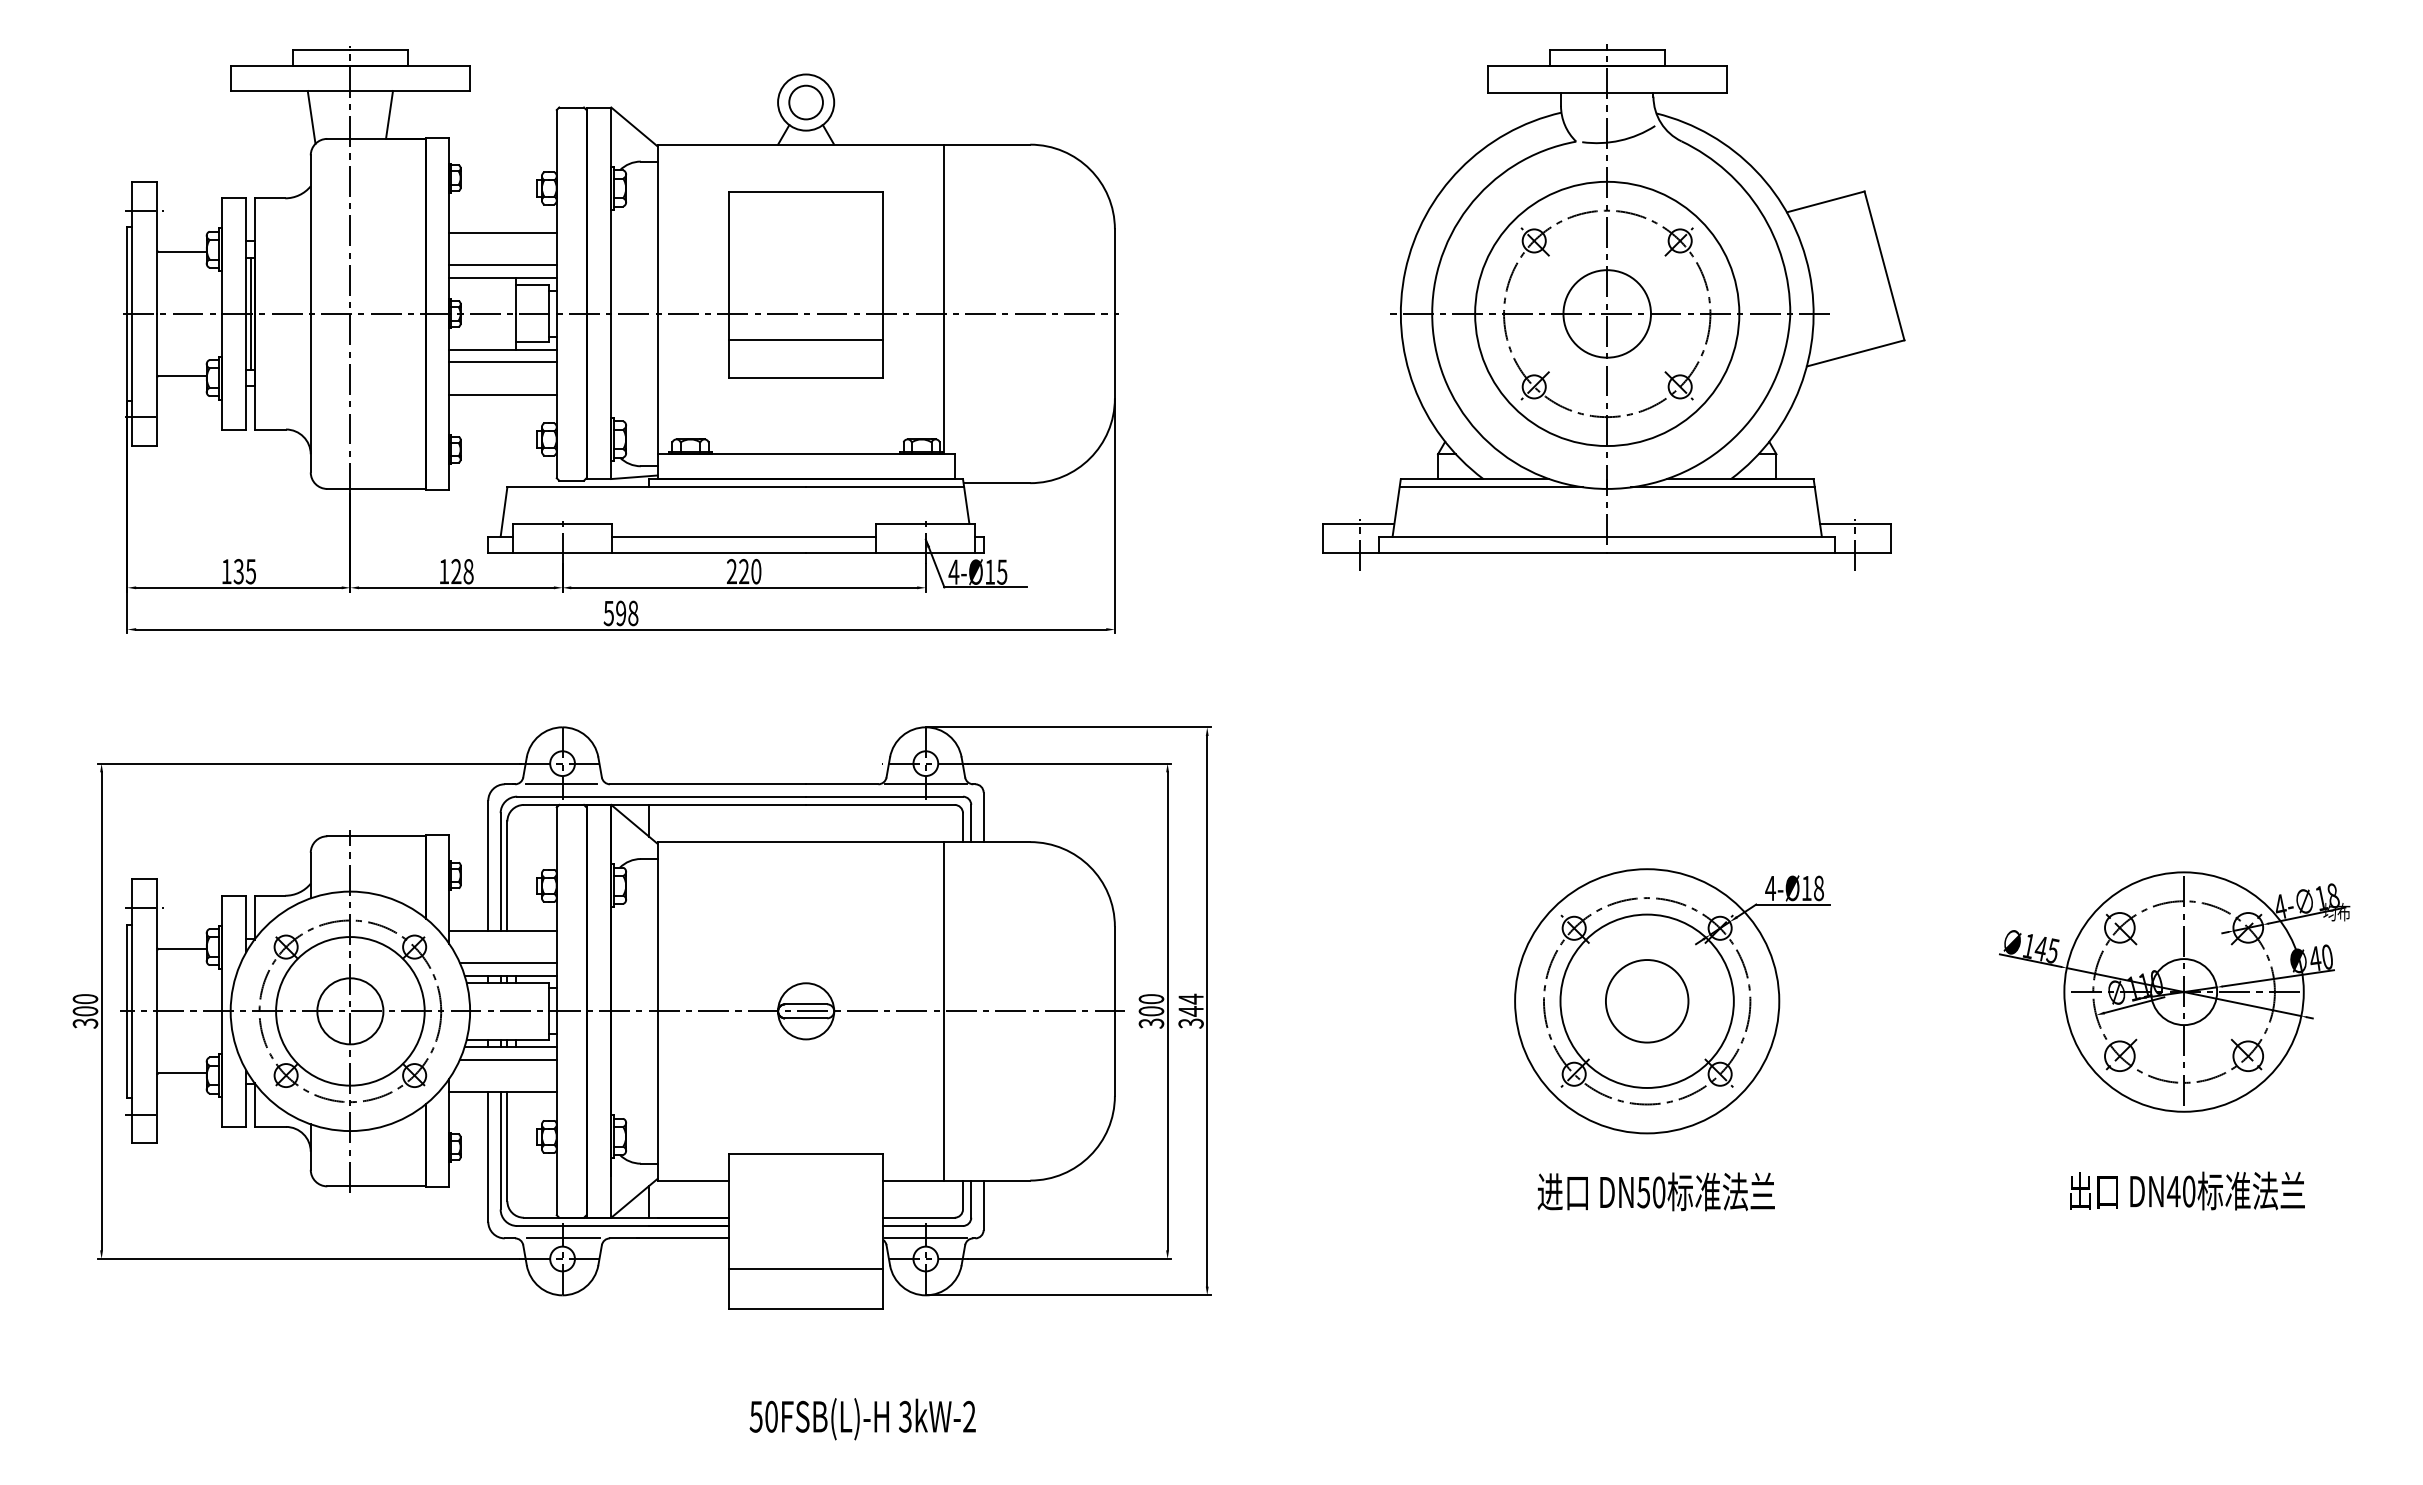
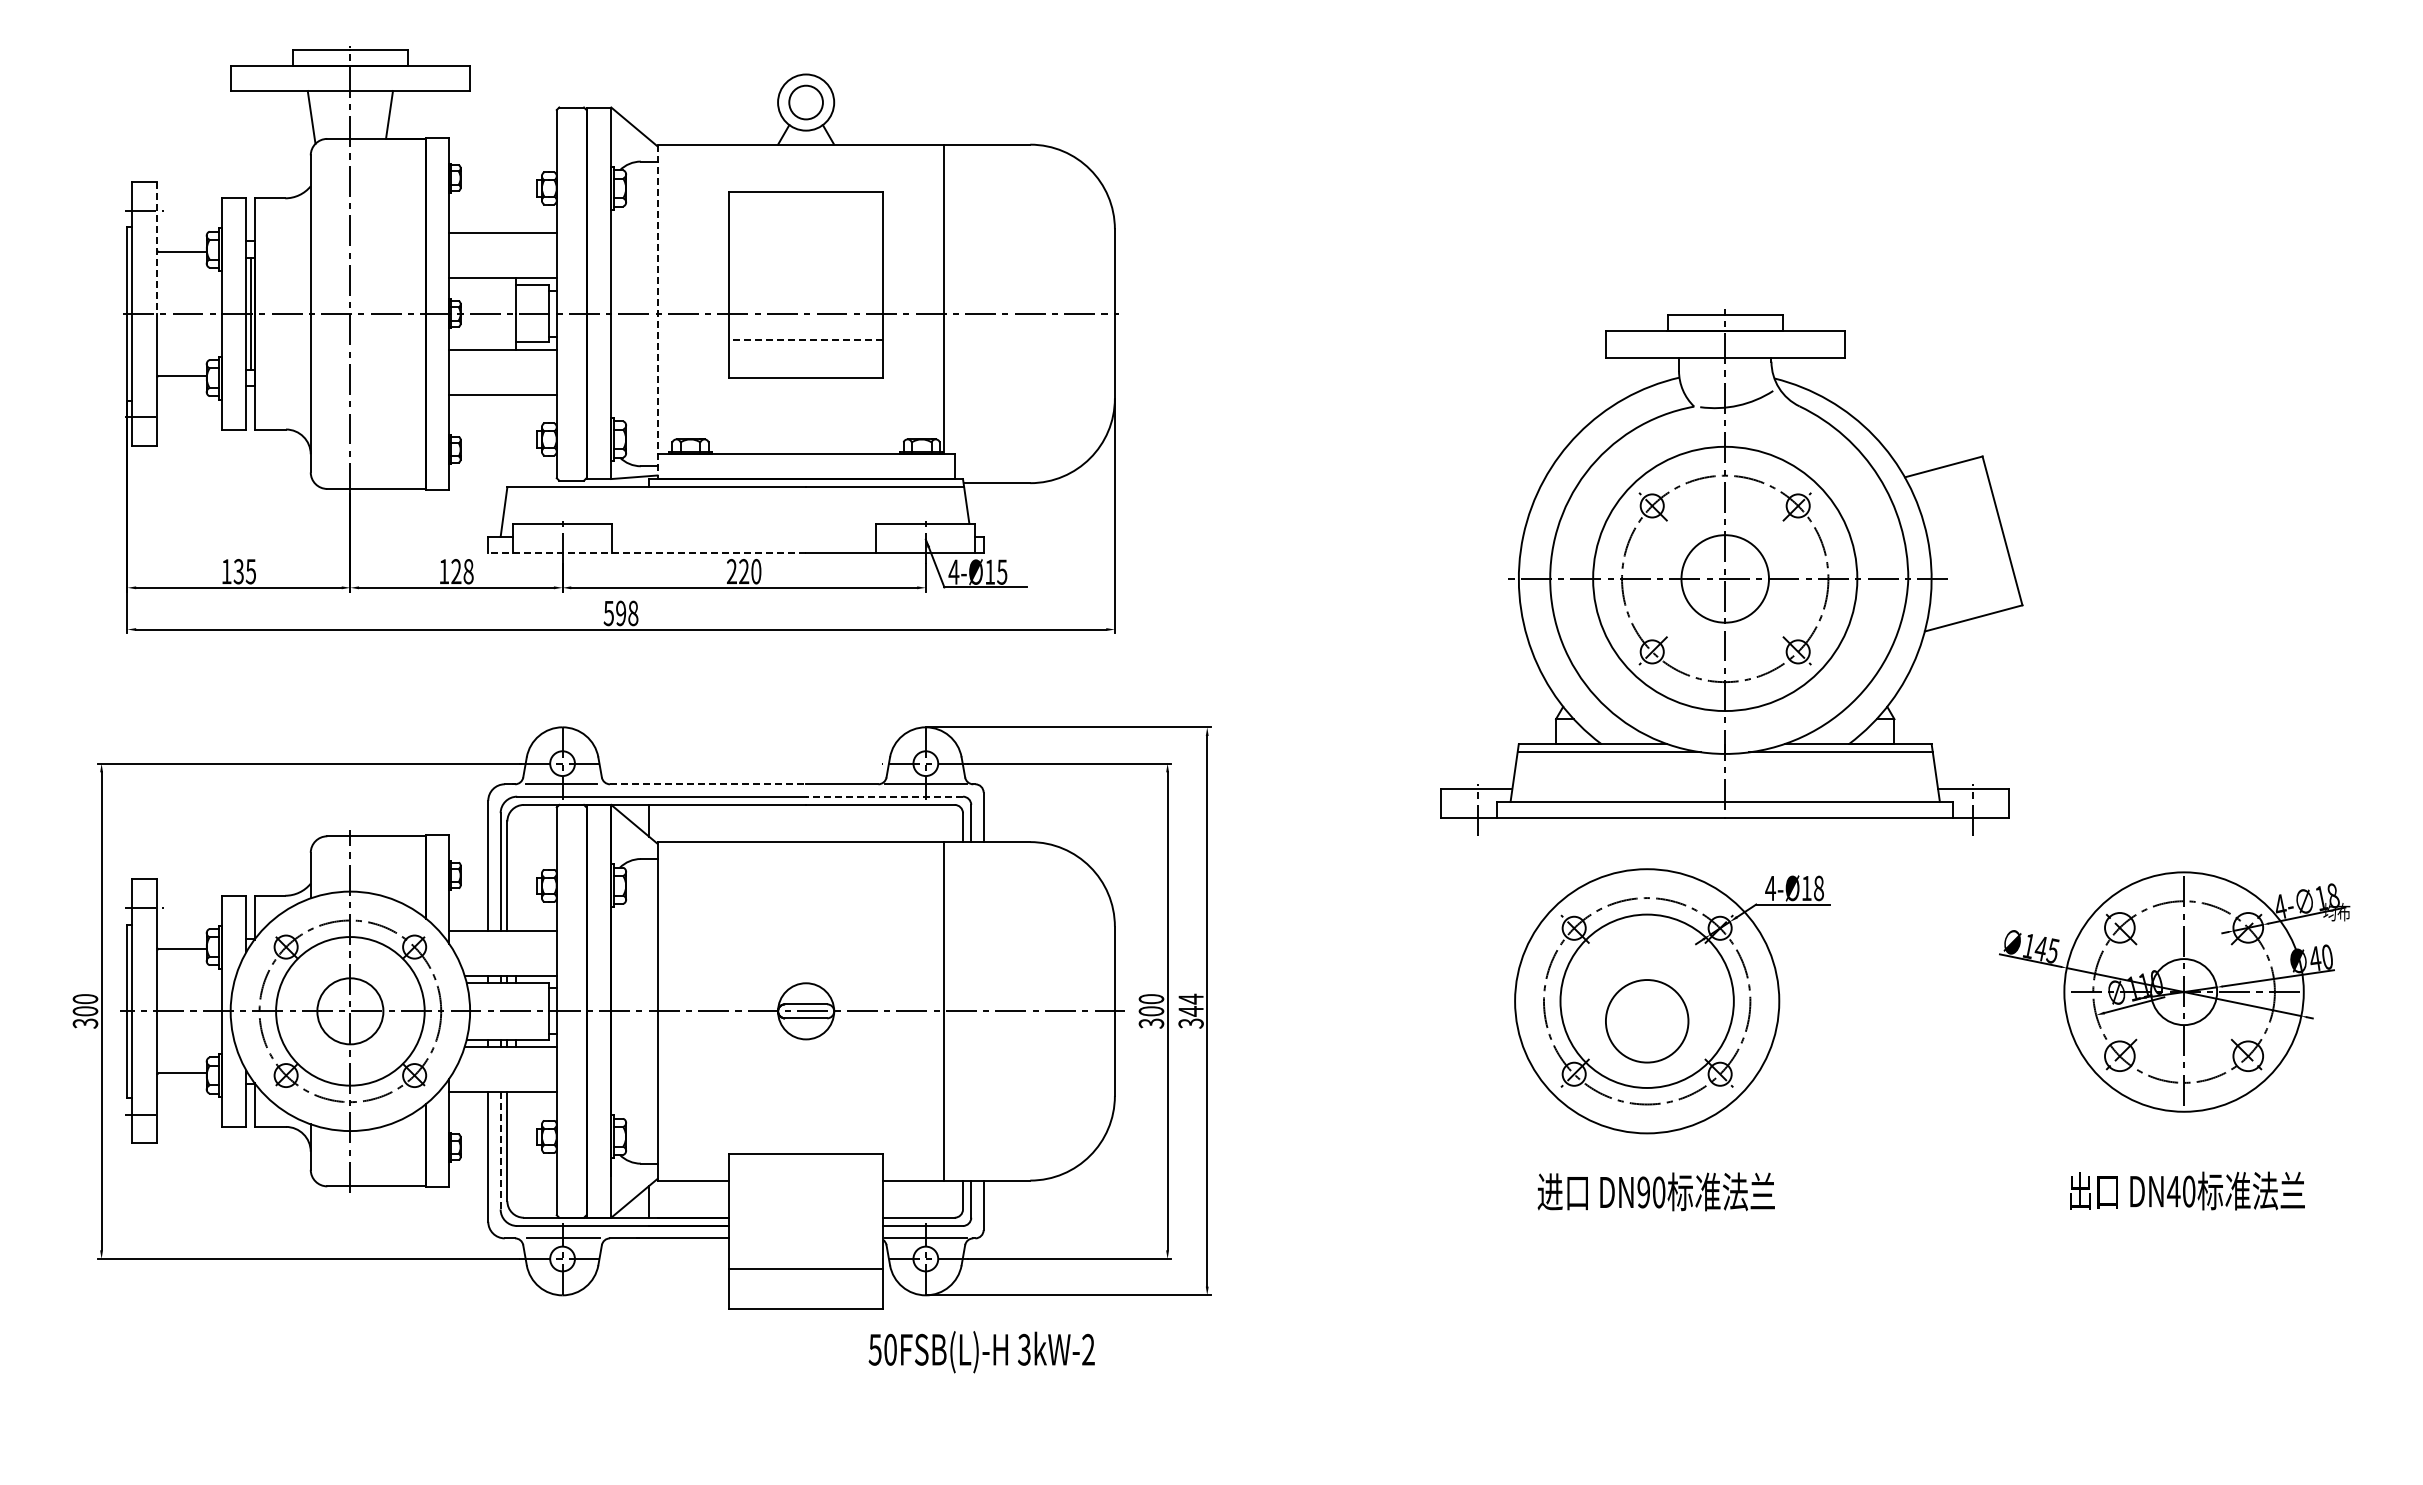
line: solid -> dashed (157, 248)
line: present -> none (502, 265)
part position: (1613, 307) -> (1731, 572) (1731, 572)
line: solid -> dashed (657, 312)
line: solid -> dashed (805, 340)
line: present -> none (502, 362)
line: present -> none (744, 536)
line: solid -> dashed (647, 553)
line: solid -> dashed (708, 784)
line: solid -> dashed (884, 796)
line: present -> none (507, 962)
circle position: (1647, 1001) -> (1647, 1021) (1647, 1021)
line: present -> none (507, 1059)
line: solid -> dashed (500, 1150)
text: DN50 -> DN90 (1643, 1192)
text position: (862, 1419) -> (981, 1352) (981, 1352)
